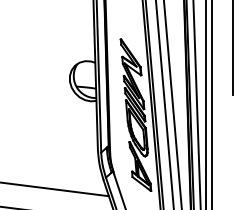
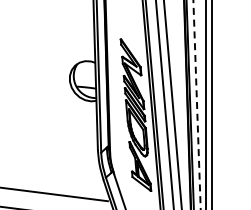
line: present -> none (233, 48)
line: solid -> dashed (197, 104)
line position: (55, 189) -> (54, 194) (54, 194)
